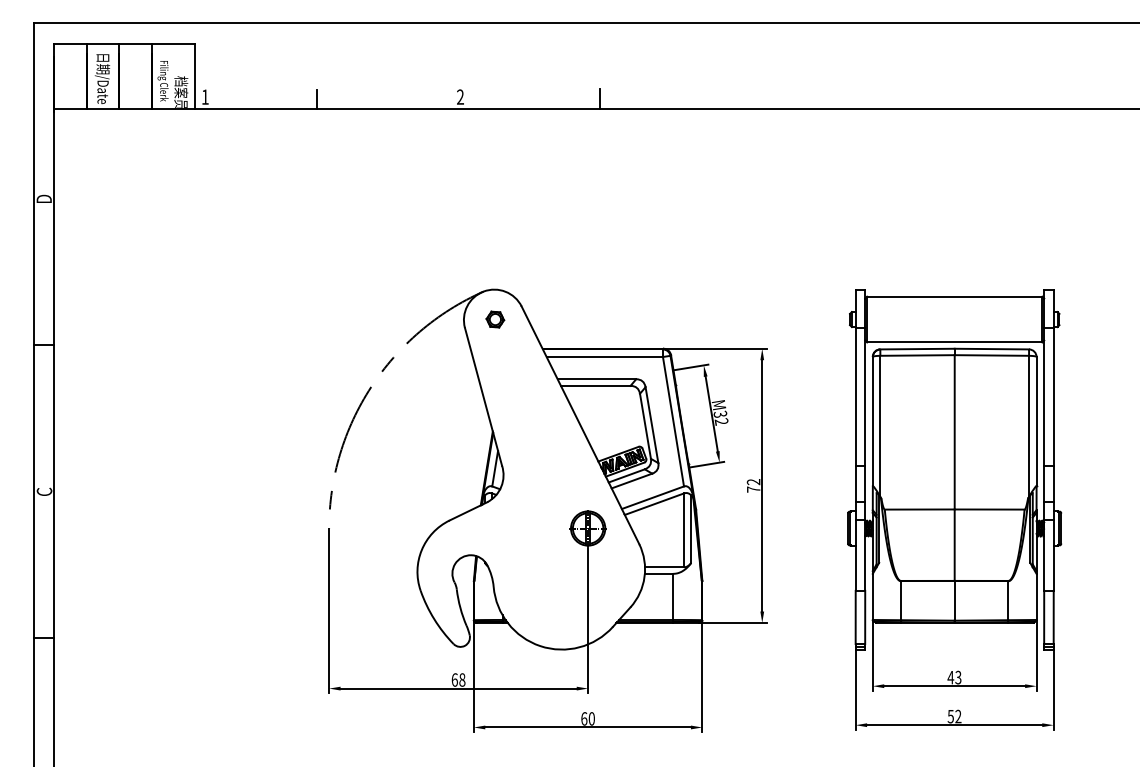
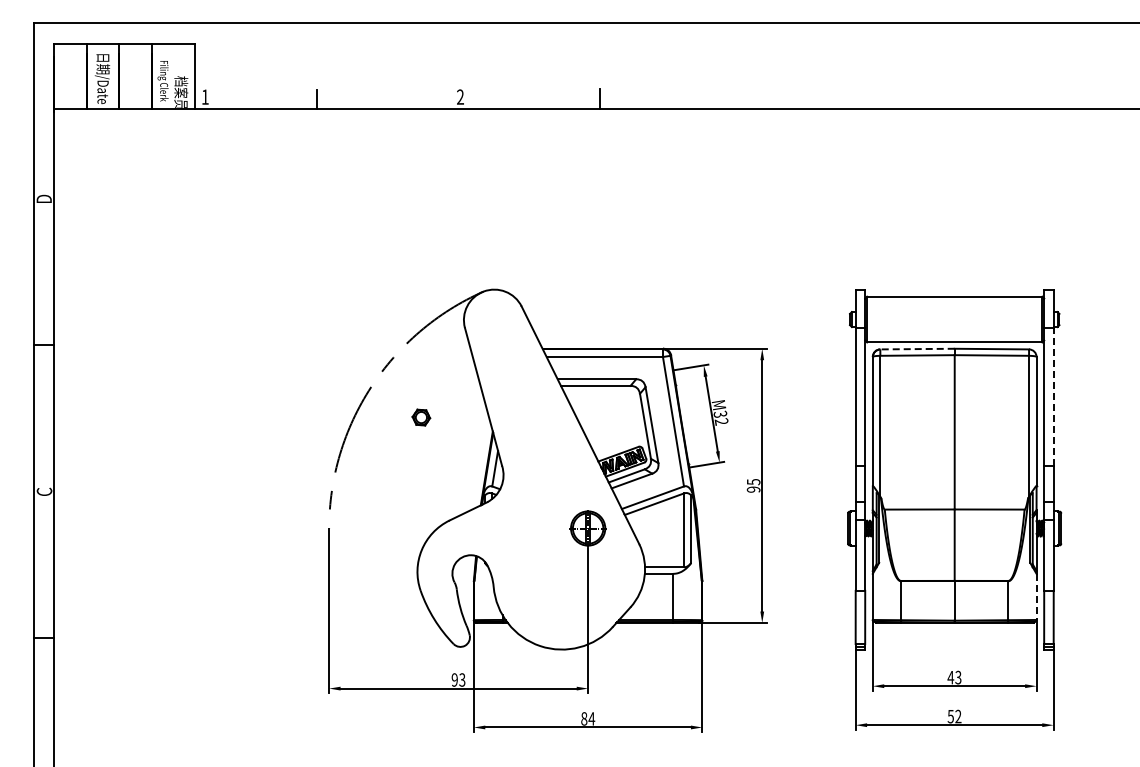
part position: (495, 319) -> (421, 417) (421, 417)
line: solid -> dashed (917, 349)
line: solid -> dashed (1053, 396)
text: 72 -> 95 (753, 485)
line: solid -> dashed (1036, 597)
text: 68 -> 93 (458, 679)
text: 60 -> 84 (588, 718)
